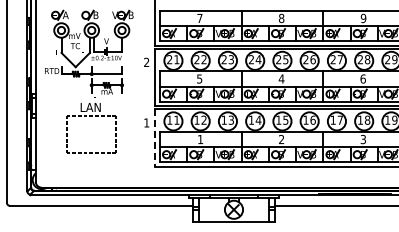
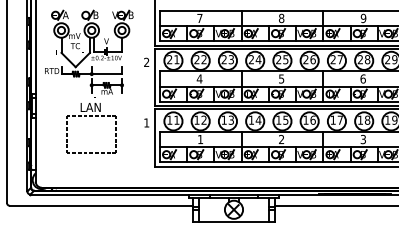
text: 5 -> 4 (199, 78)
text: 4 -> 5 (281, 78)
line: dashed -> solid (154, 138)
